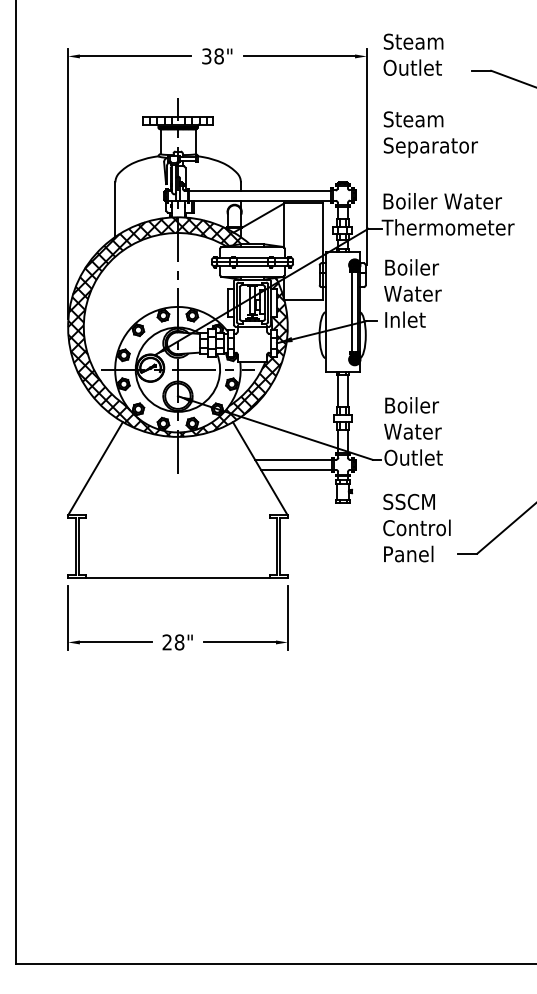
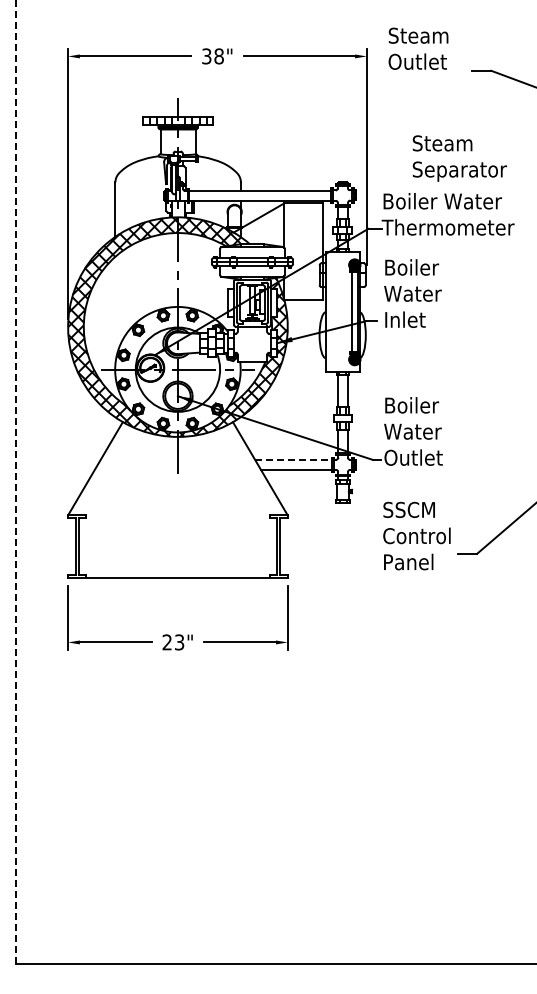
text position: (413, 54) -> (418, 48) (418, 48)
text position: (430, 134) -> (459, 158) (459, 158)
line: solid -> dashed (294, 459)
line: solid -> dashed (16, 482)
text position: (416, 527) -> (416, 535) (416, 535)
text: 28" -> 23" (179, 642)
